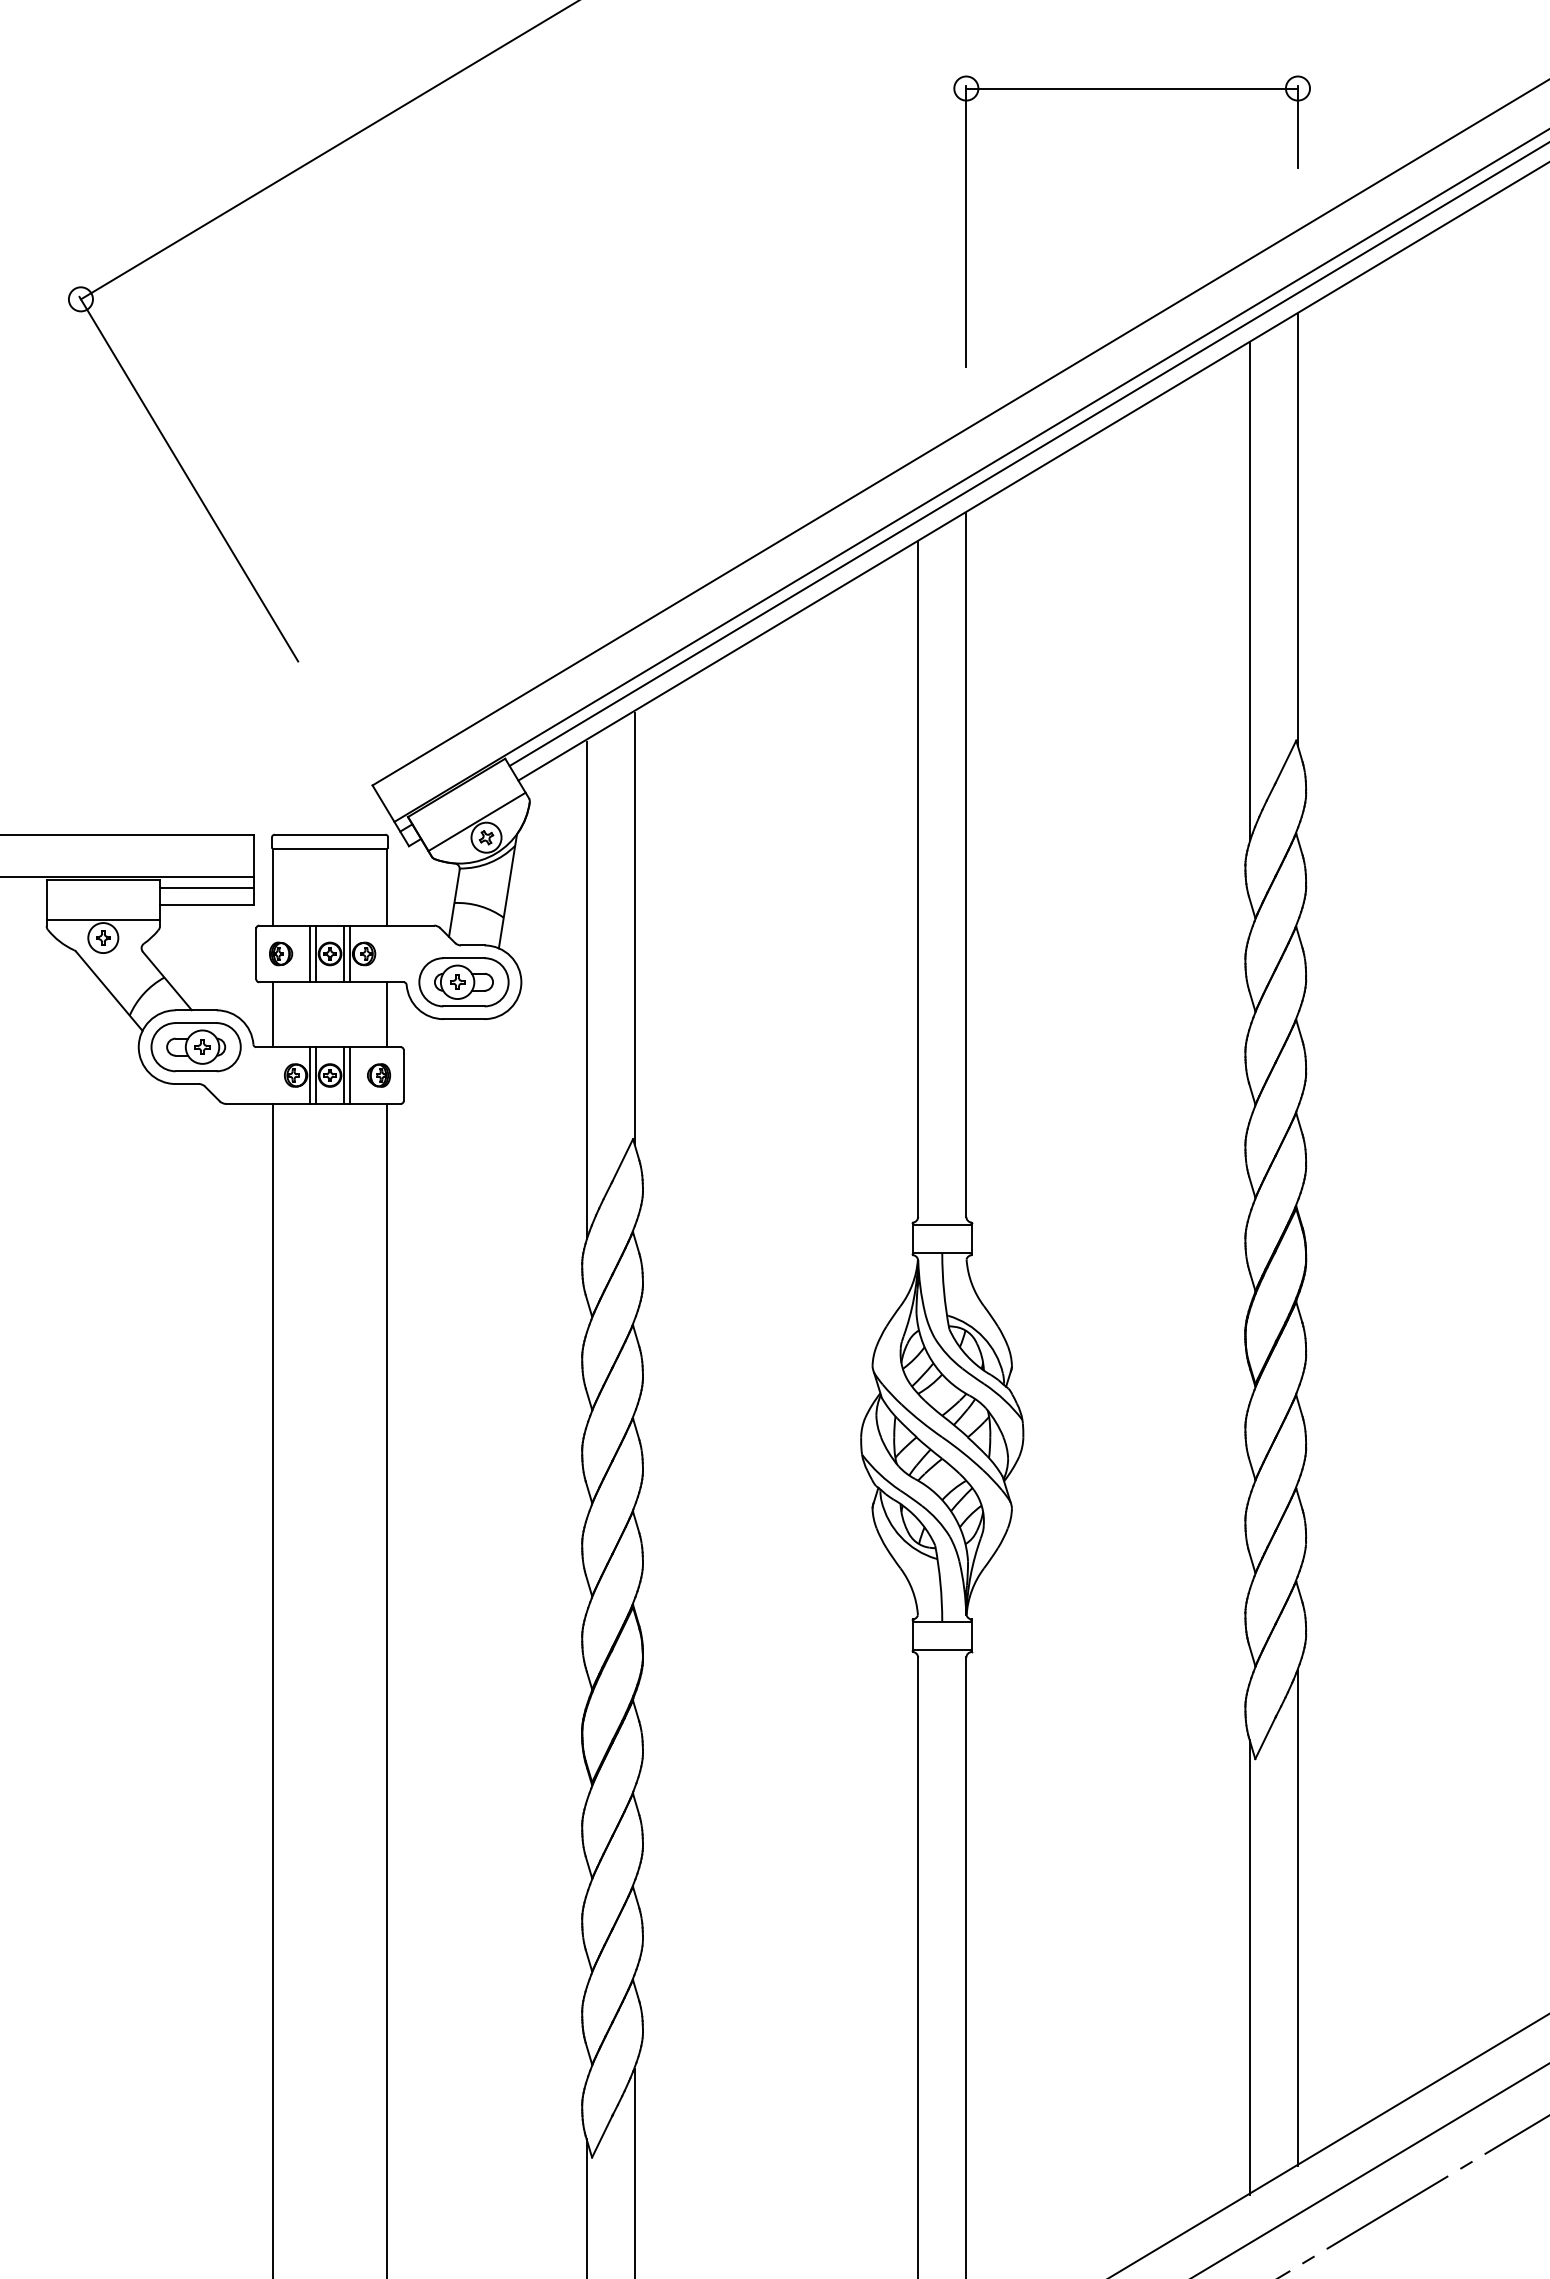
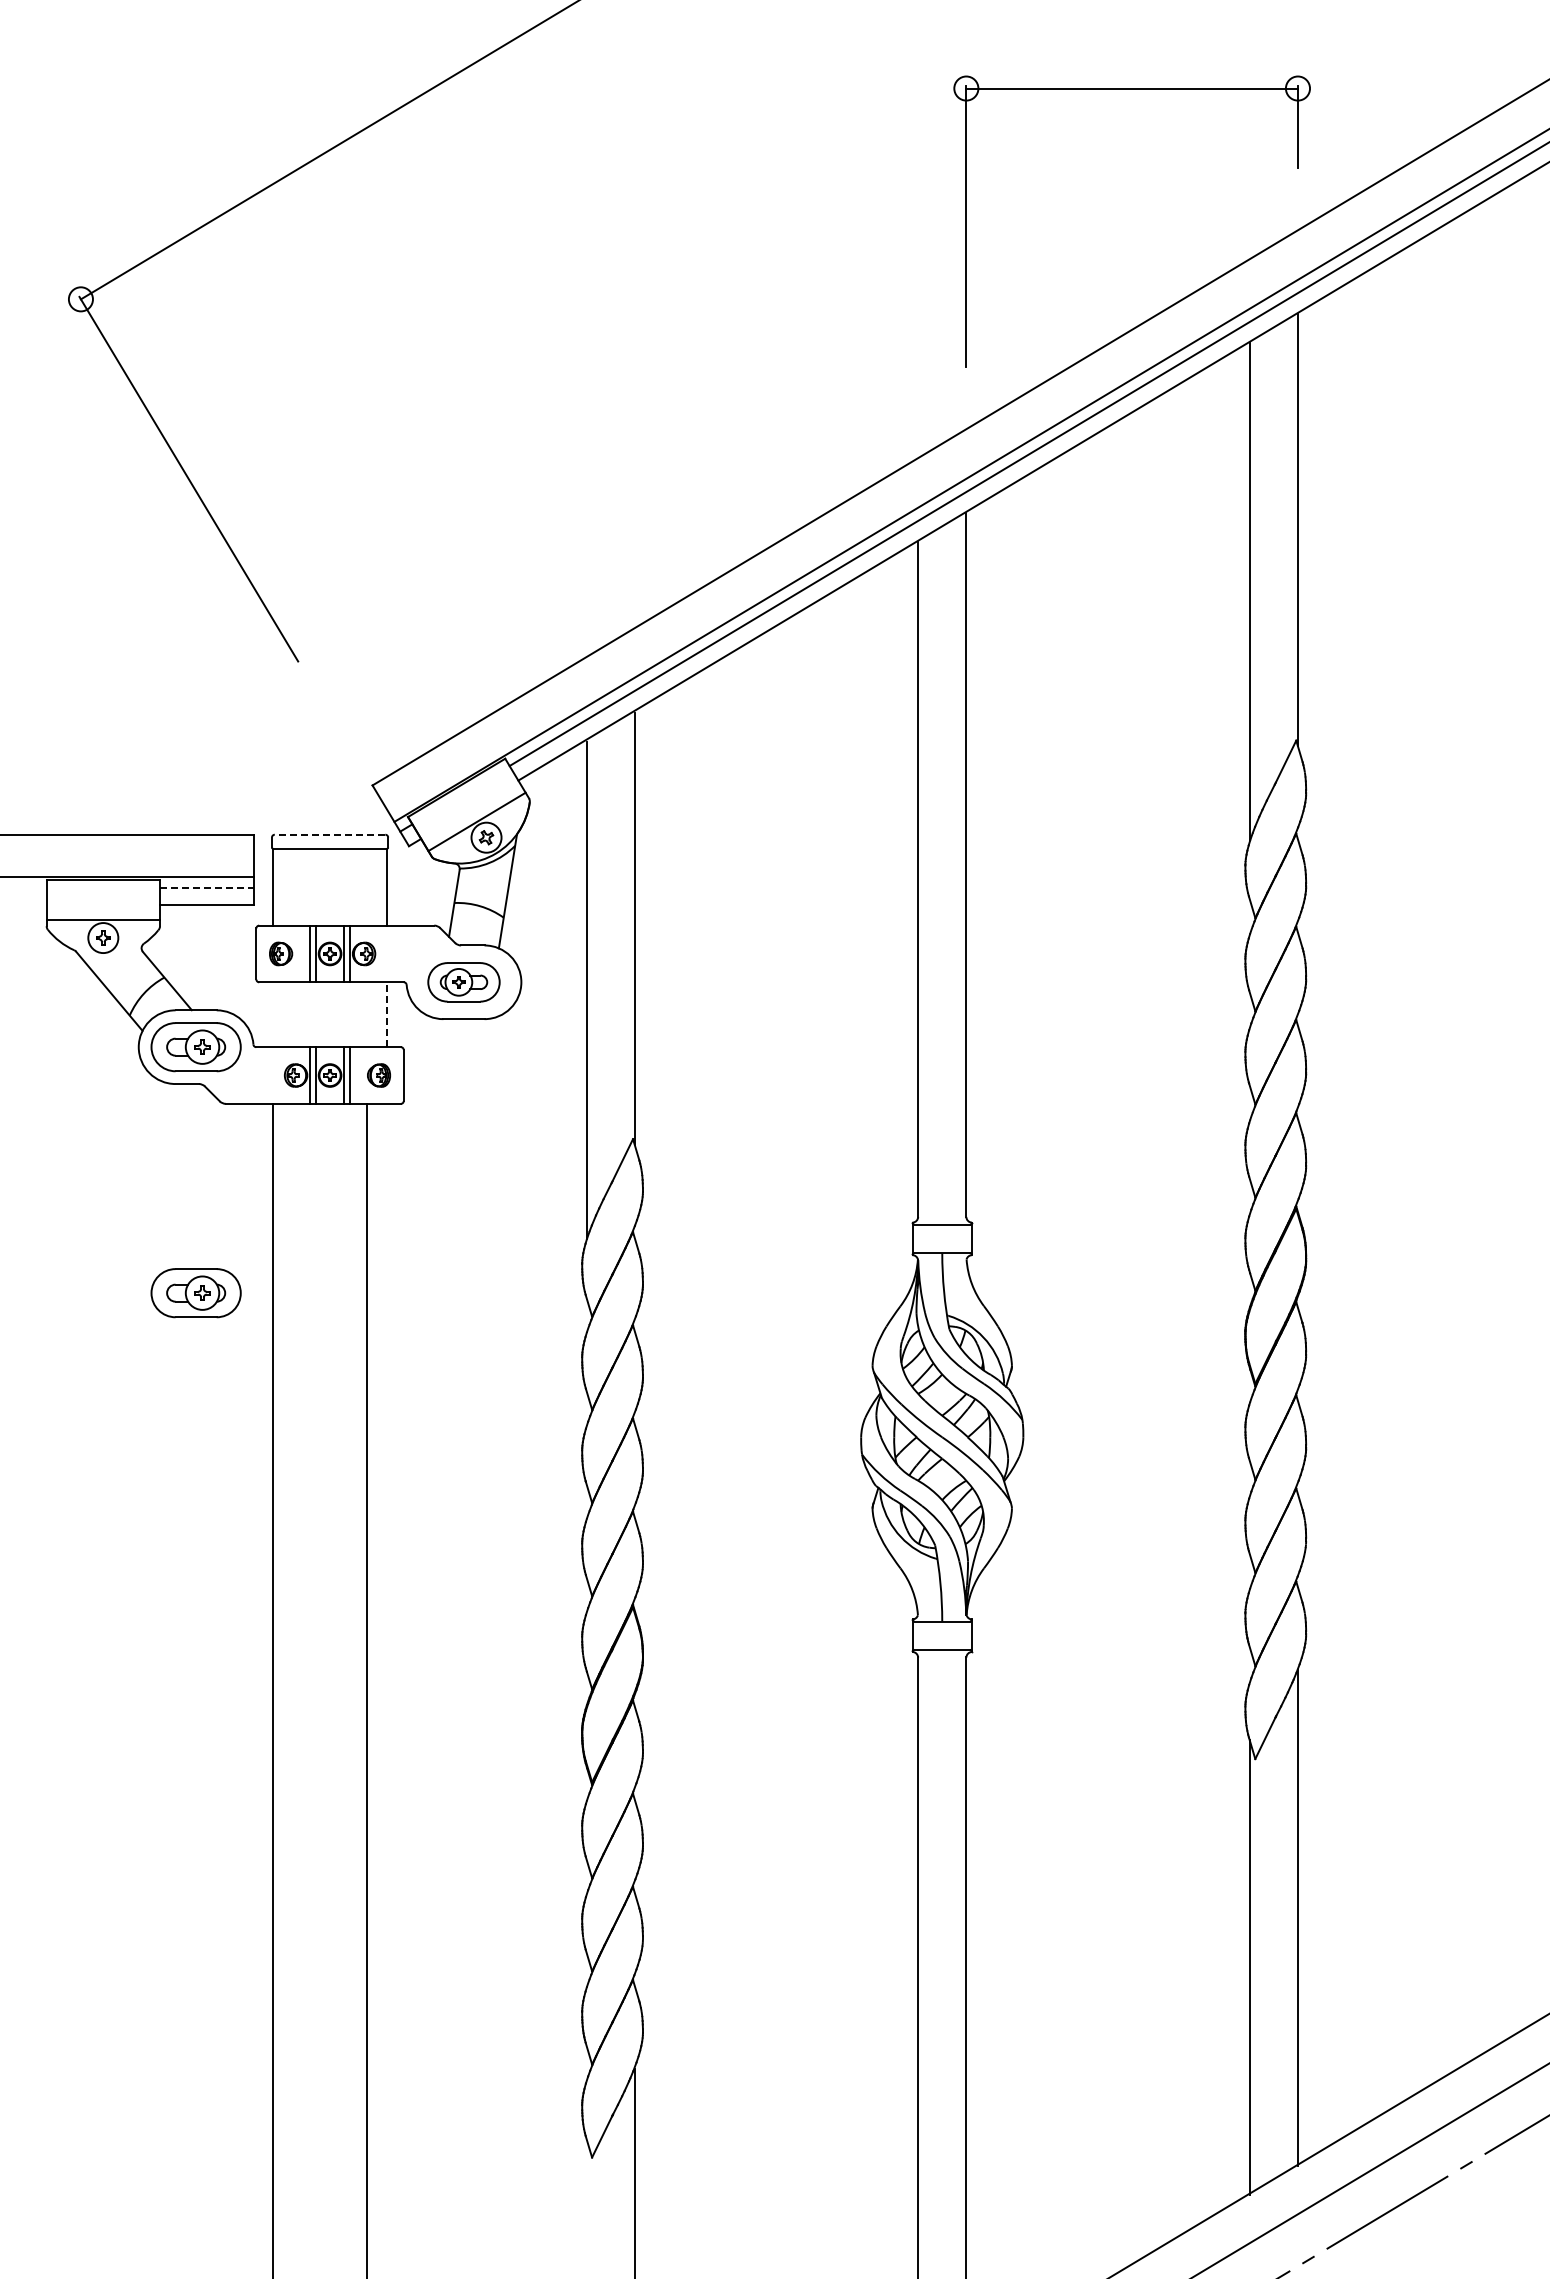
line: solid -> dashed (329, 834)
line: solid -> dashed (206, 888)
part size: 92x51 px -> 74x41 px (463, 982)
line: present -> none (272, 1014)
line: solid -> dashed (387, 1014)
part: none -> present (195, 1293)
line position: (387, 1689) -> (367, 1689) (367, 1689)
line: present -> none (586, 2206)
